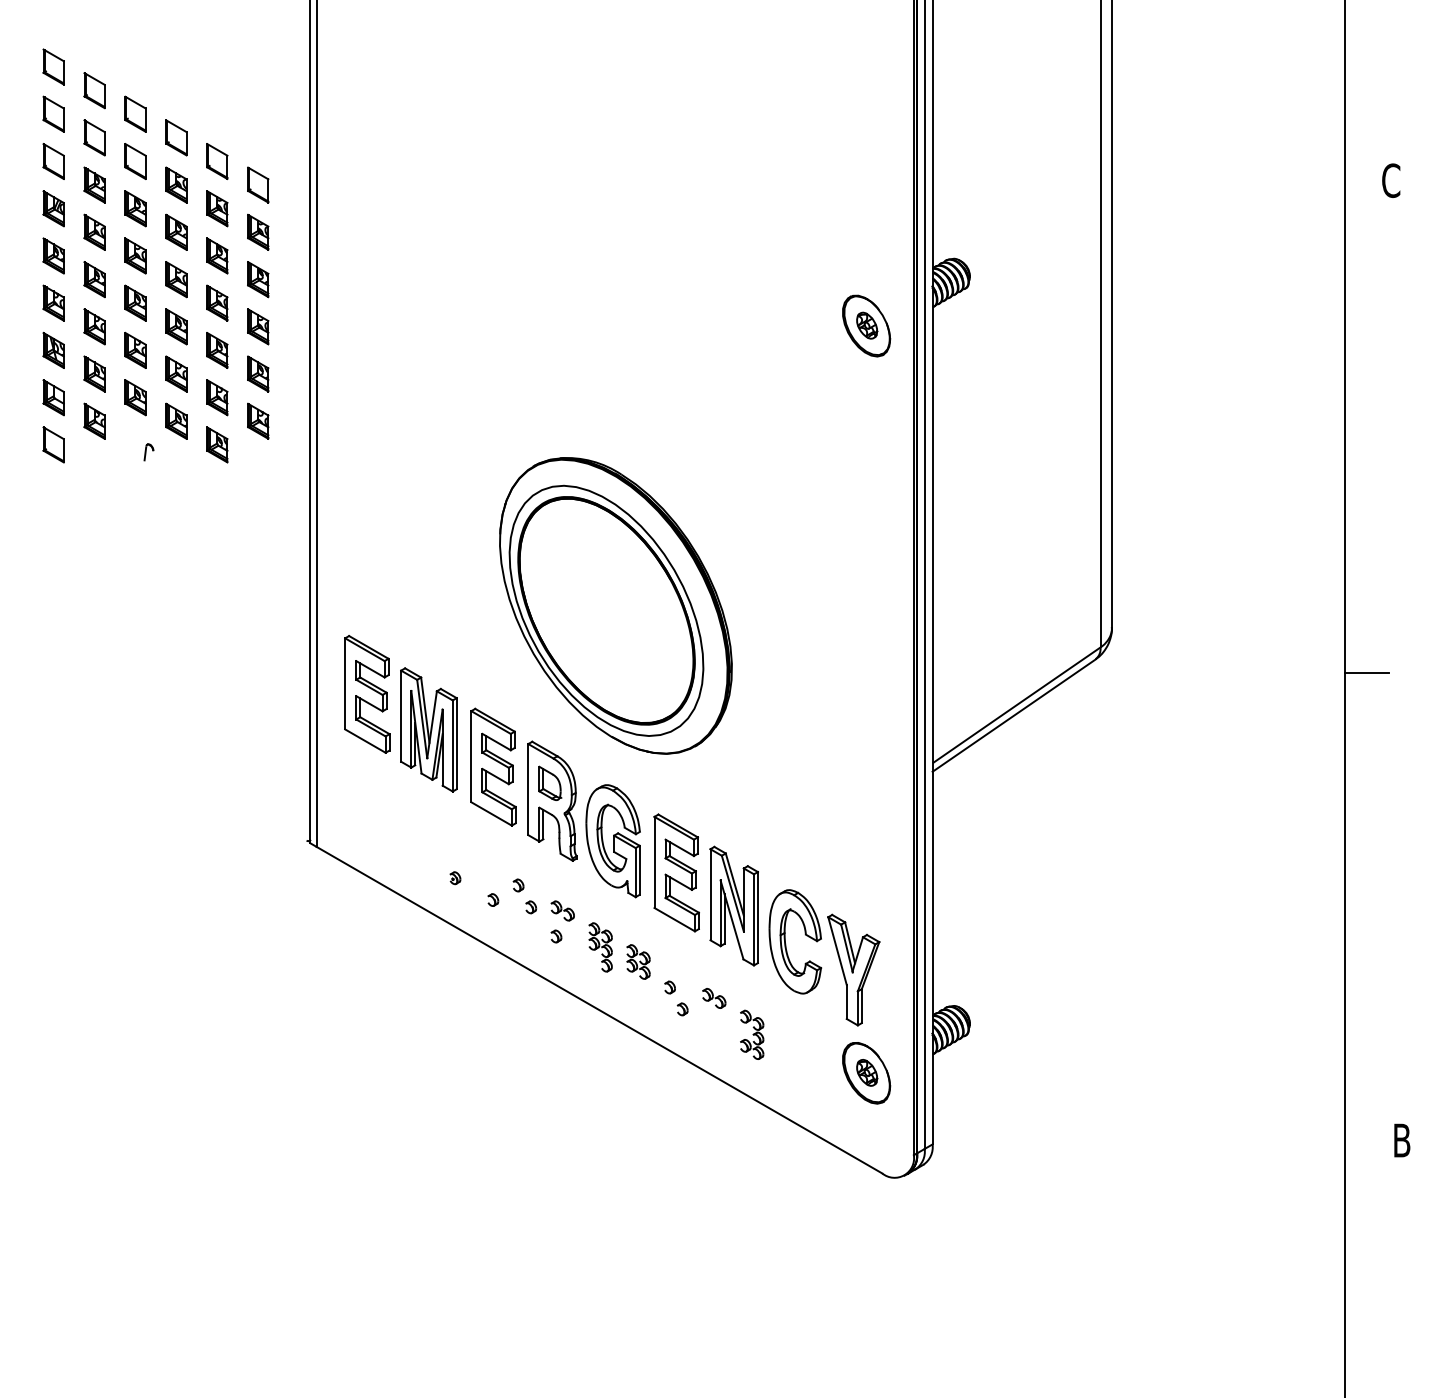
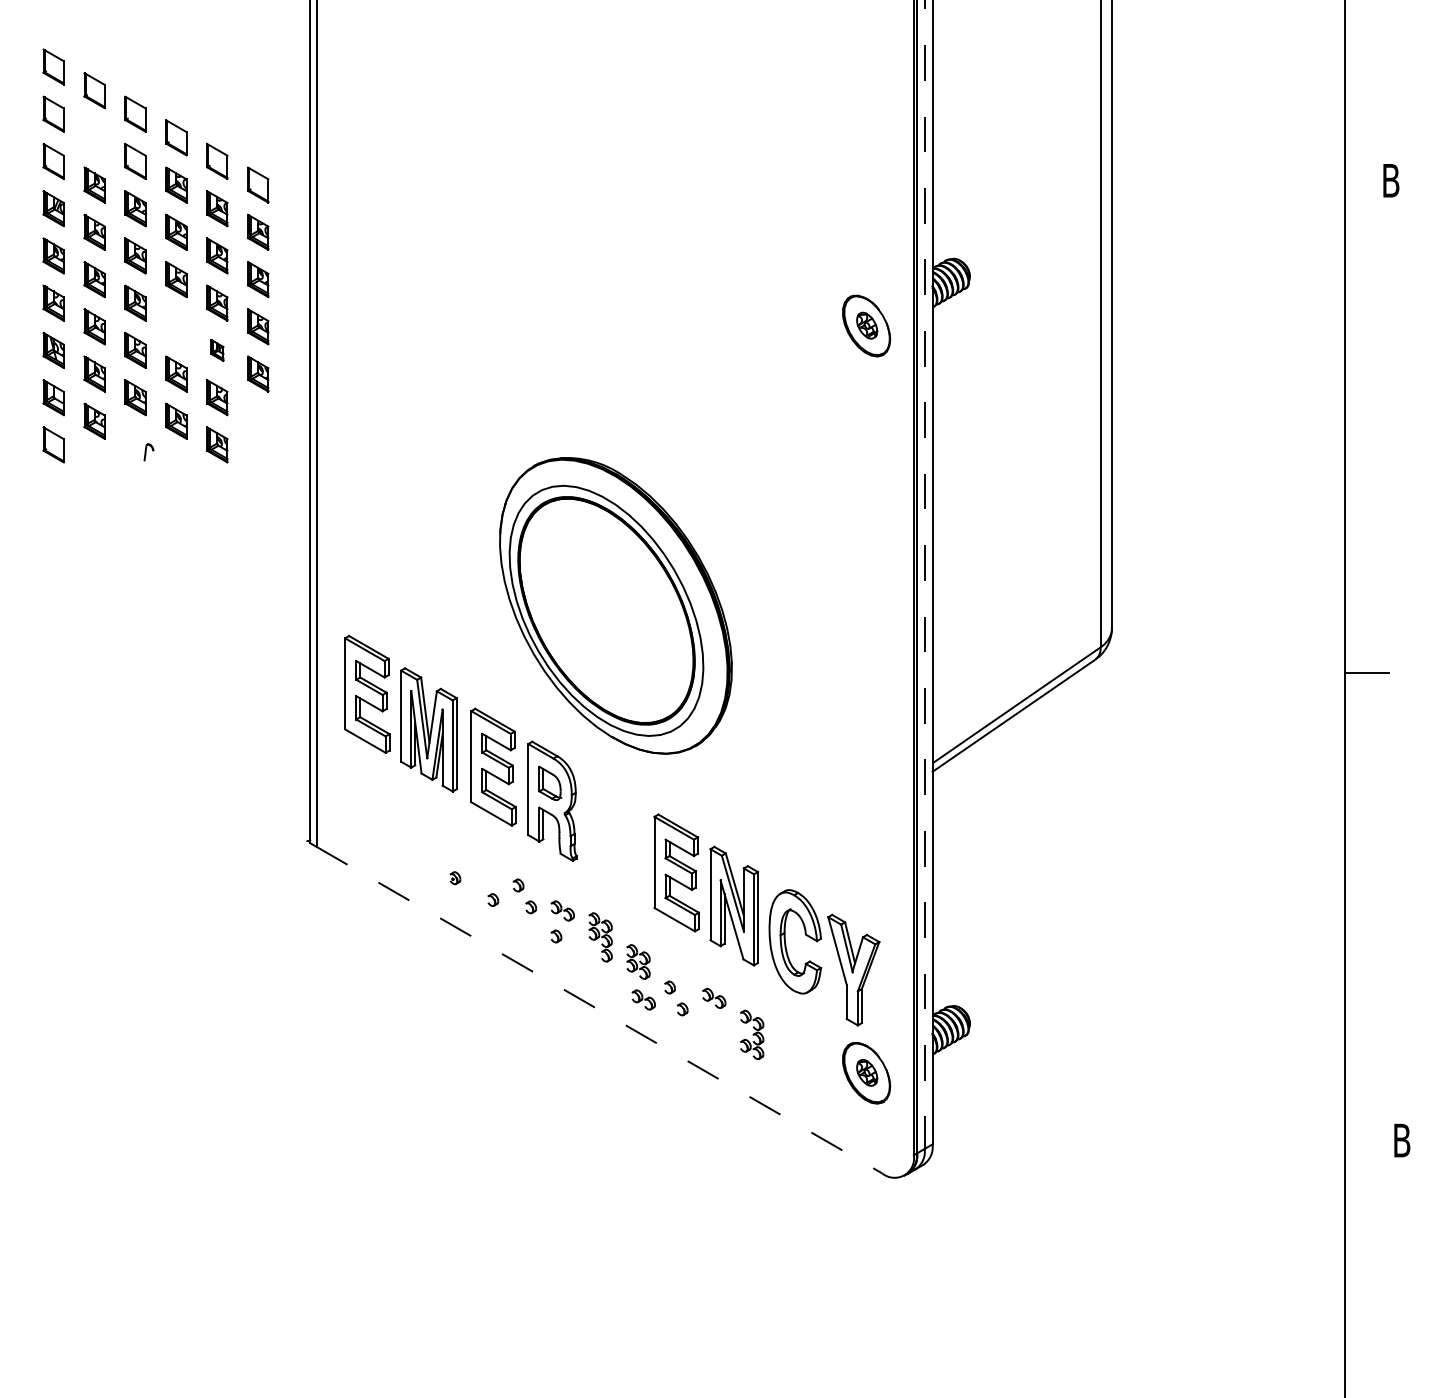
part: present -> none (94, 137)
text: C -> B (1391, 180)
part: present -> none (176, 326)
part size: 23x37 px -> 15x23 px (217, 350)
part: present -> none (258, 420)
line: solid -> dashed (924, 575)
part: present -> none (612, 841)
part position: (600, 947) -> (600, 937) (600, 937)
part: none -> present (643, 999)
line: solid -> dashed (599, 1010)
